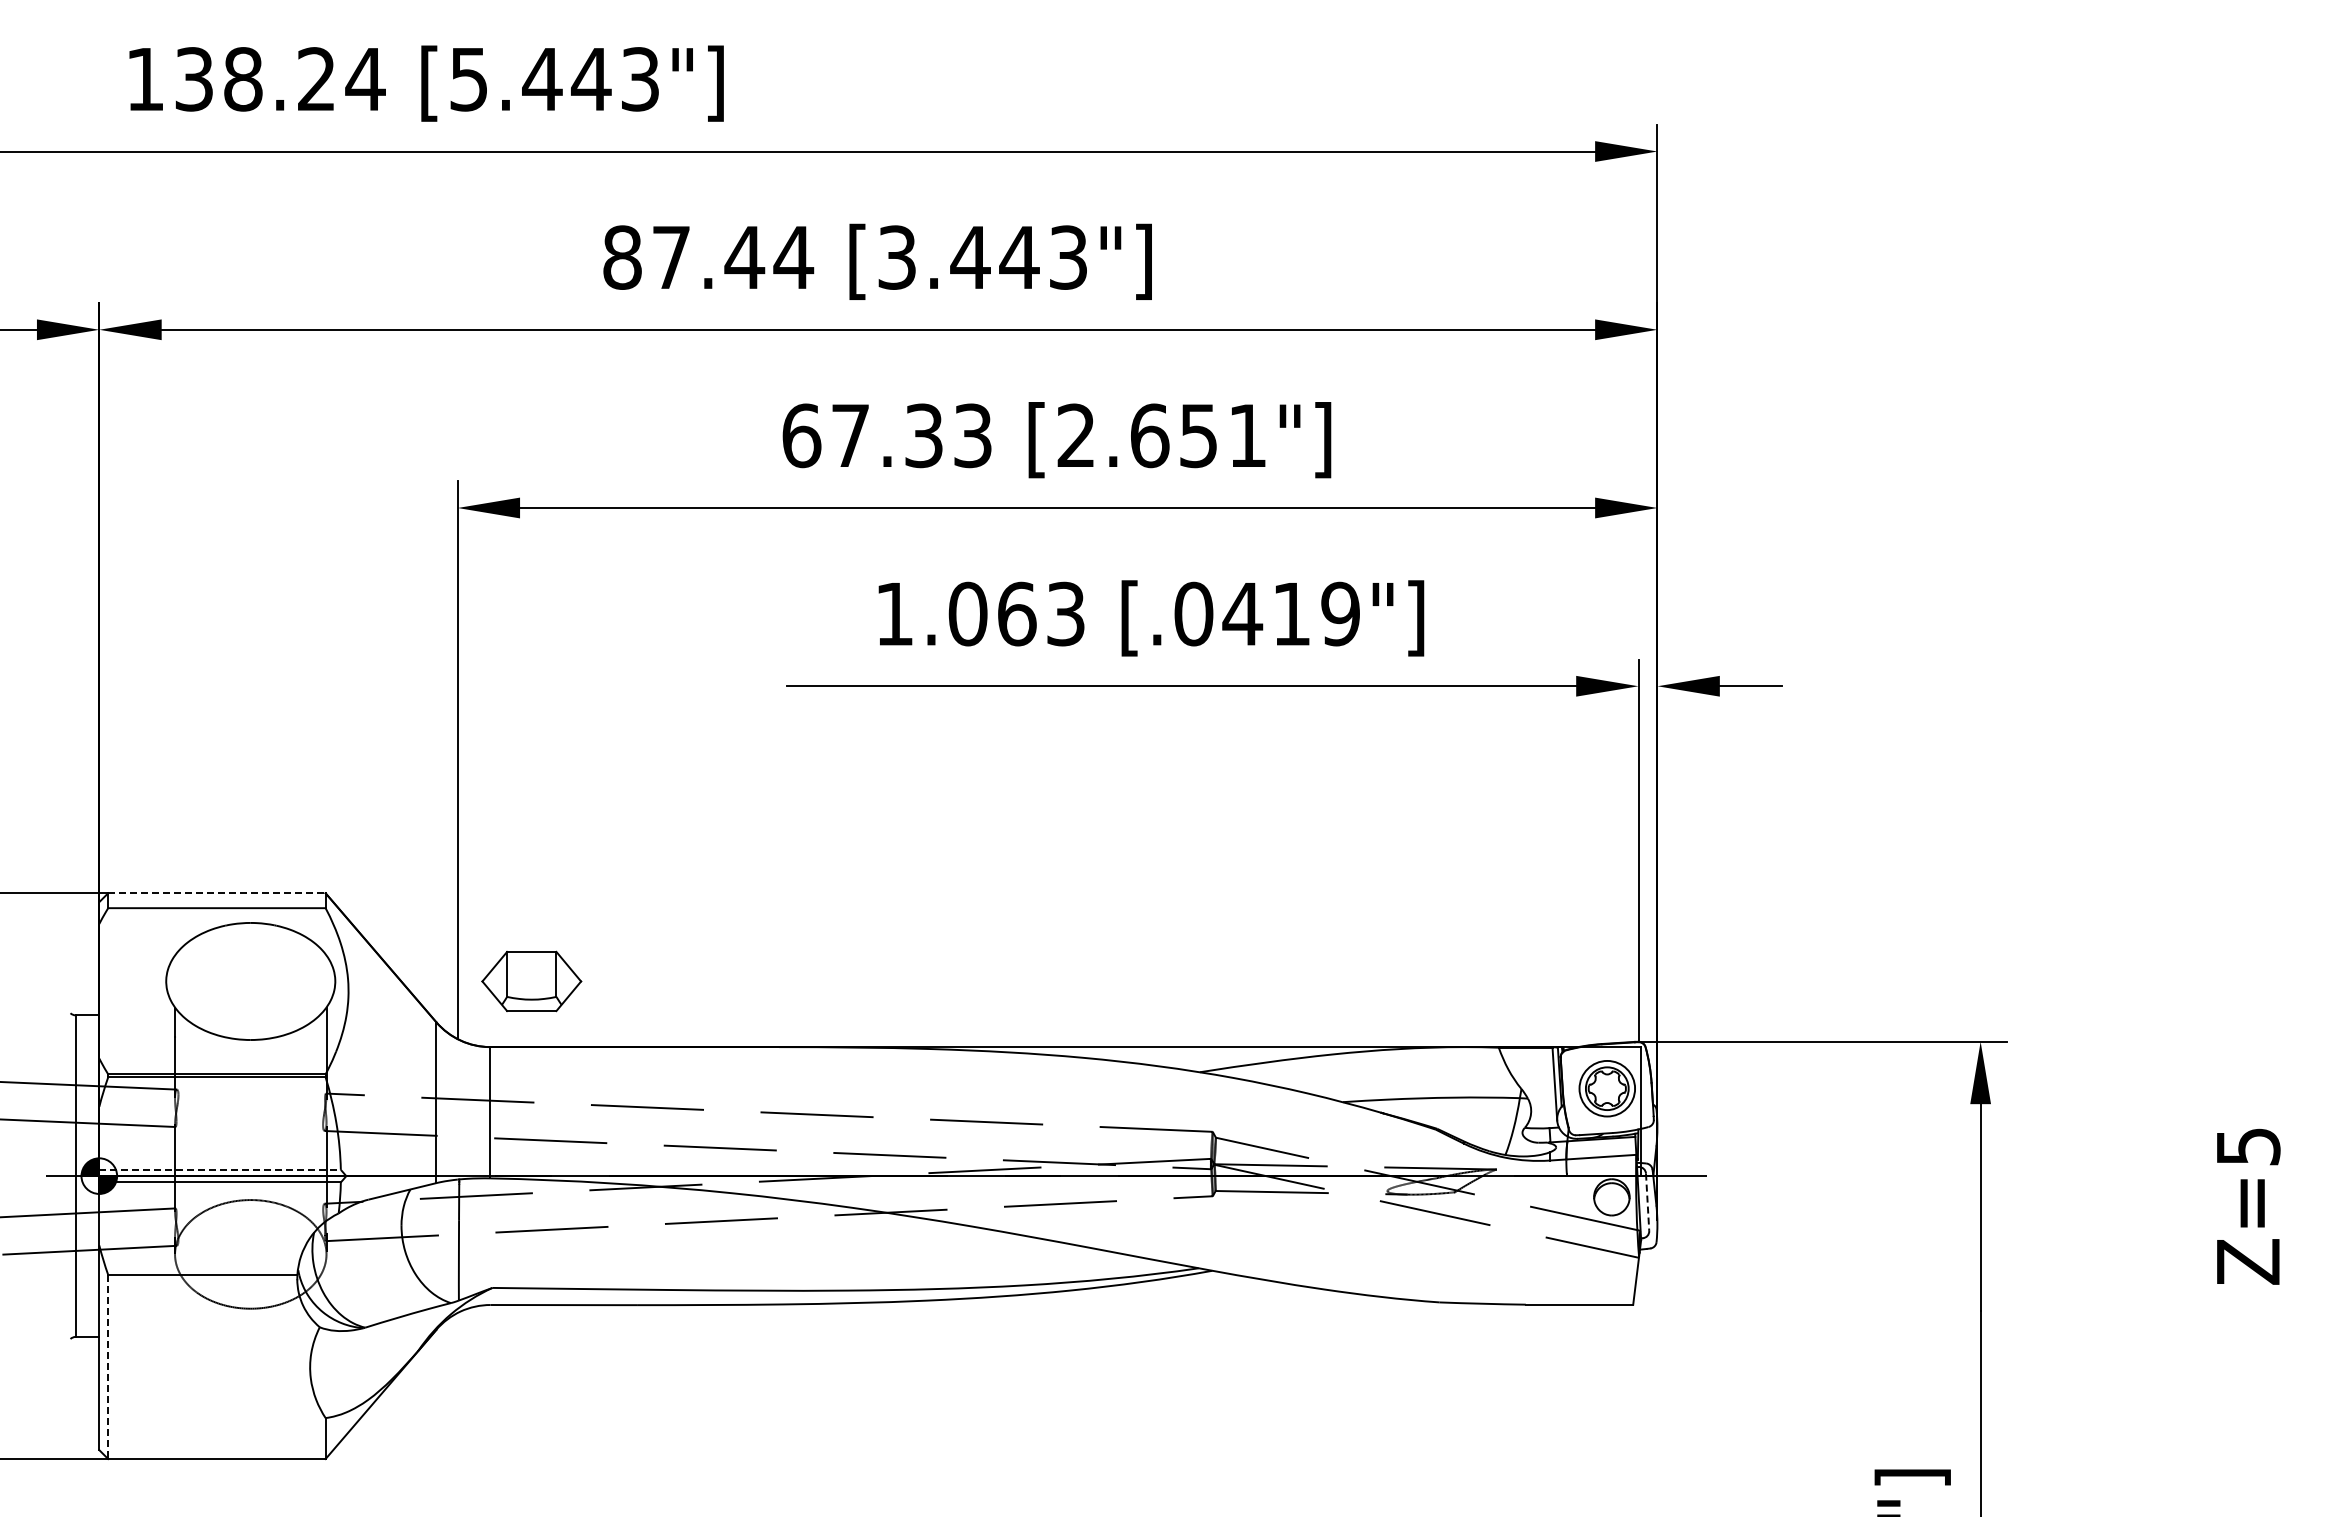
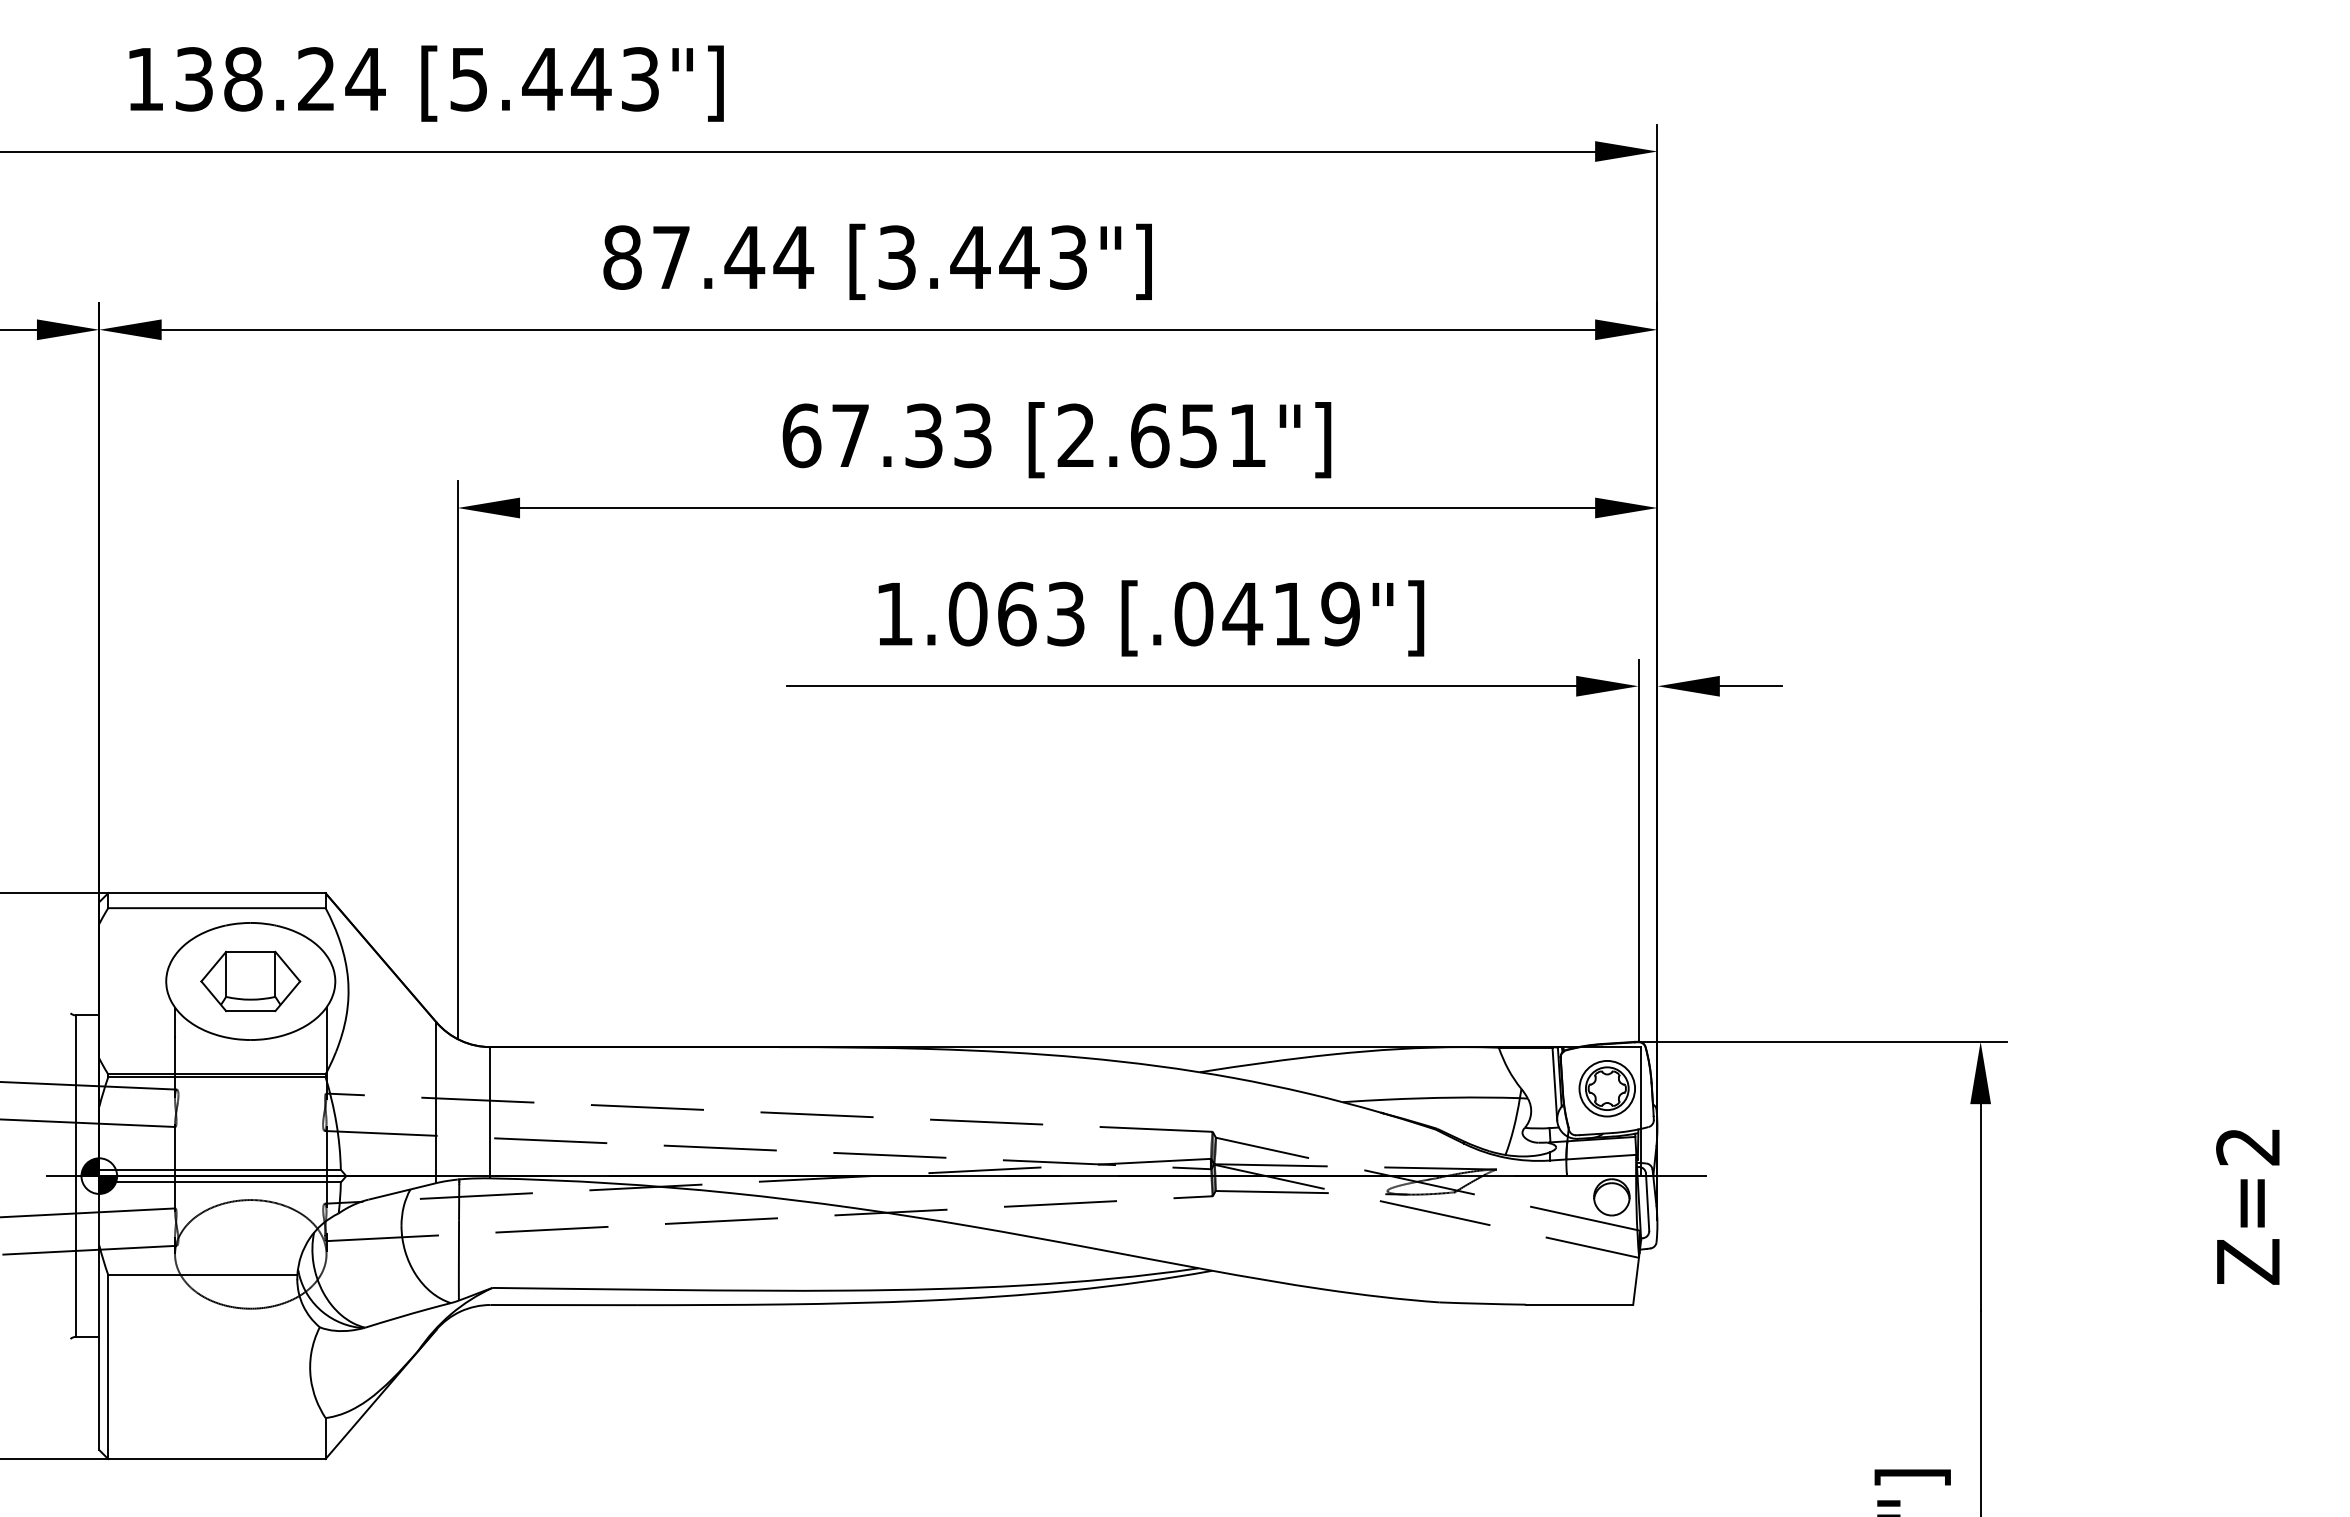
line: dashed -> solid (216, 893)
part position: (531, 981) -> (250, 981) (250, 981)
text: Z=5 -> Z=2 (2248, 1146)
line: dashed -> solid (220, 1169)
line: dashed -> solid (1647, 1202)
line: dashed -> solid (108, 1367)
